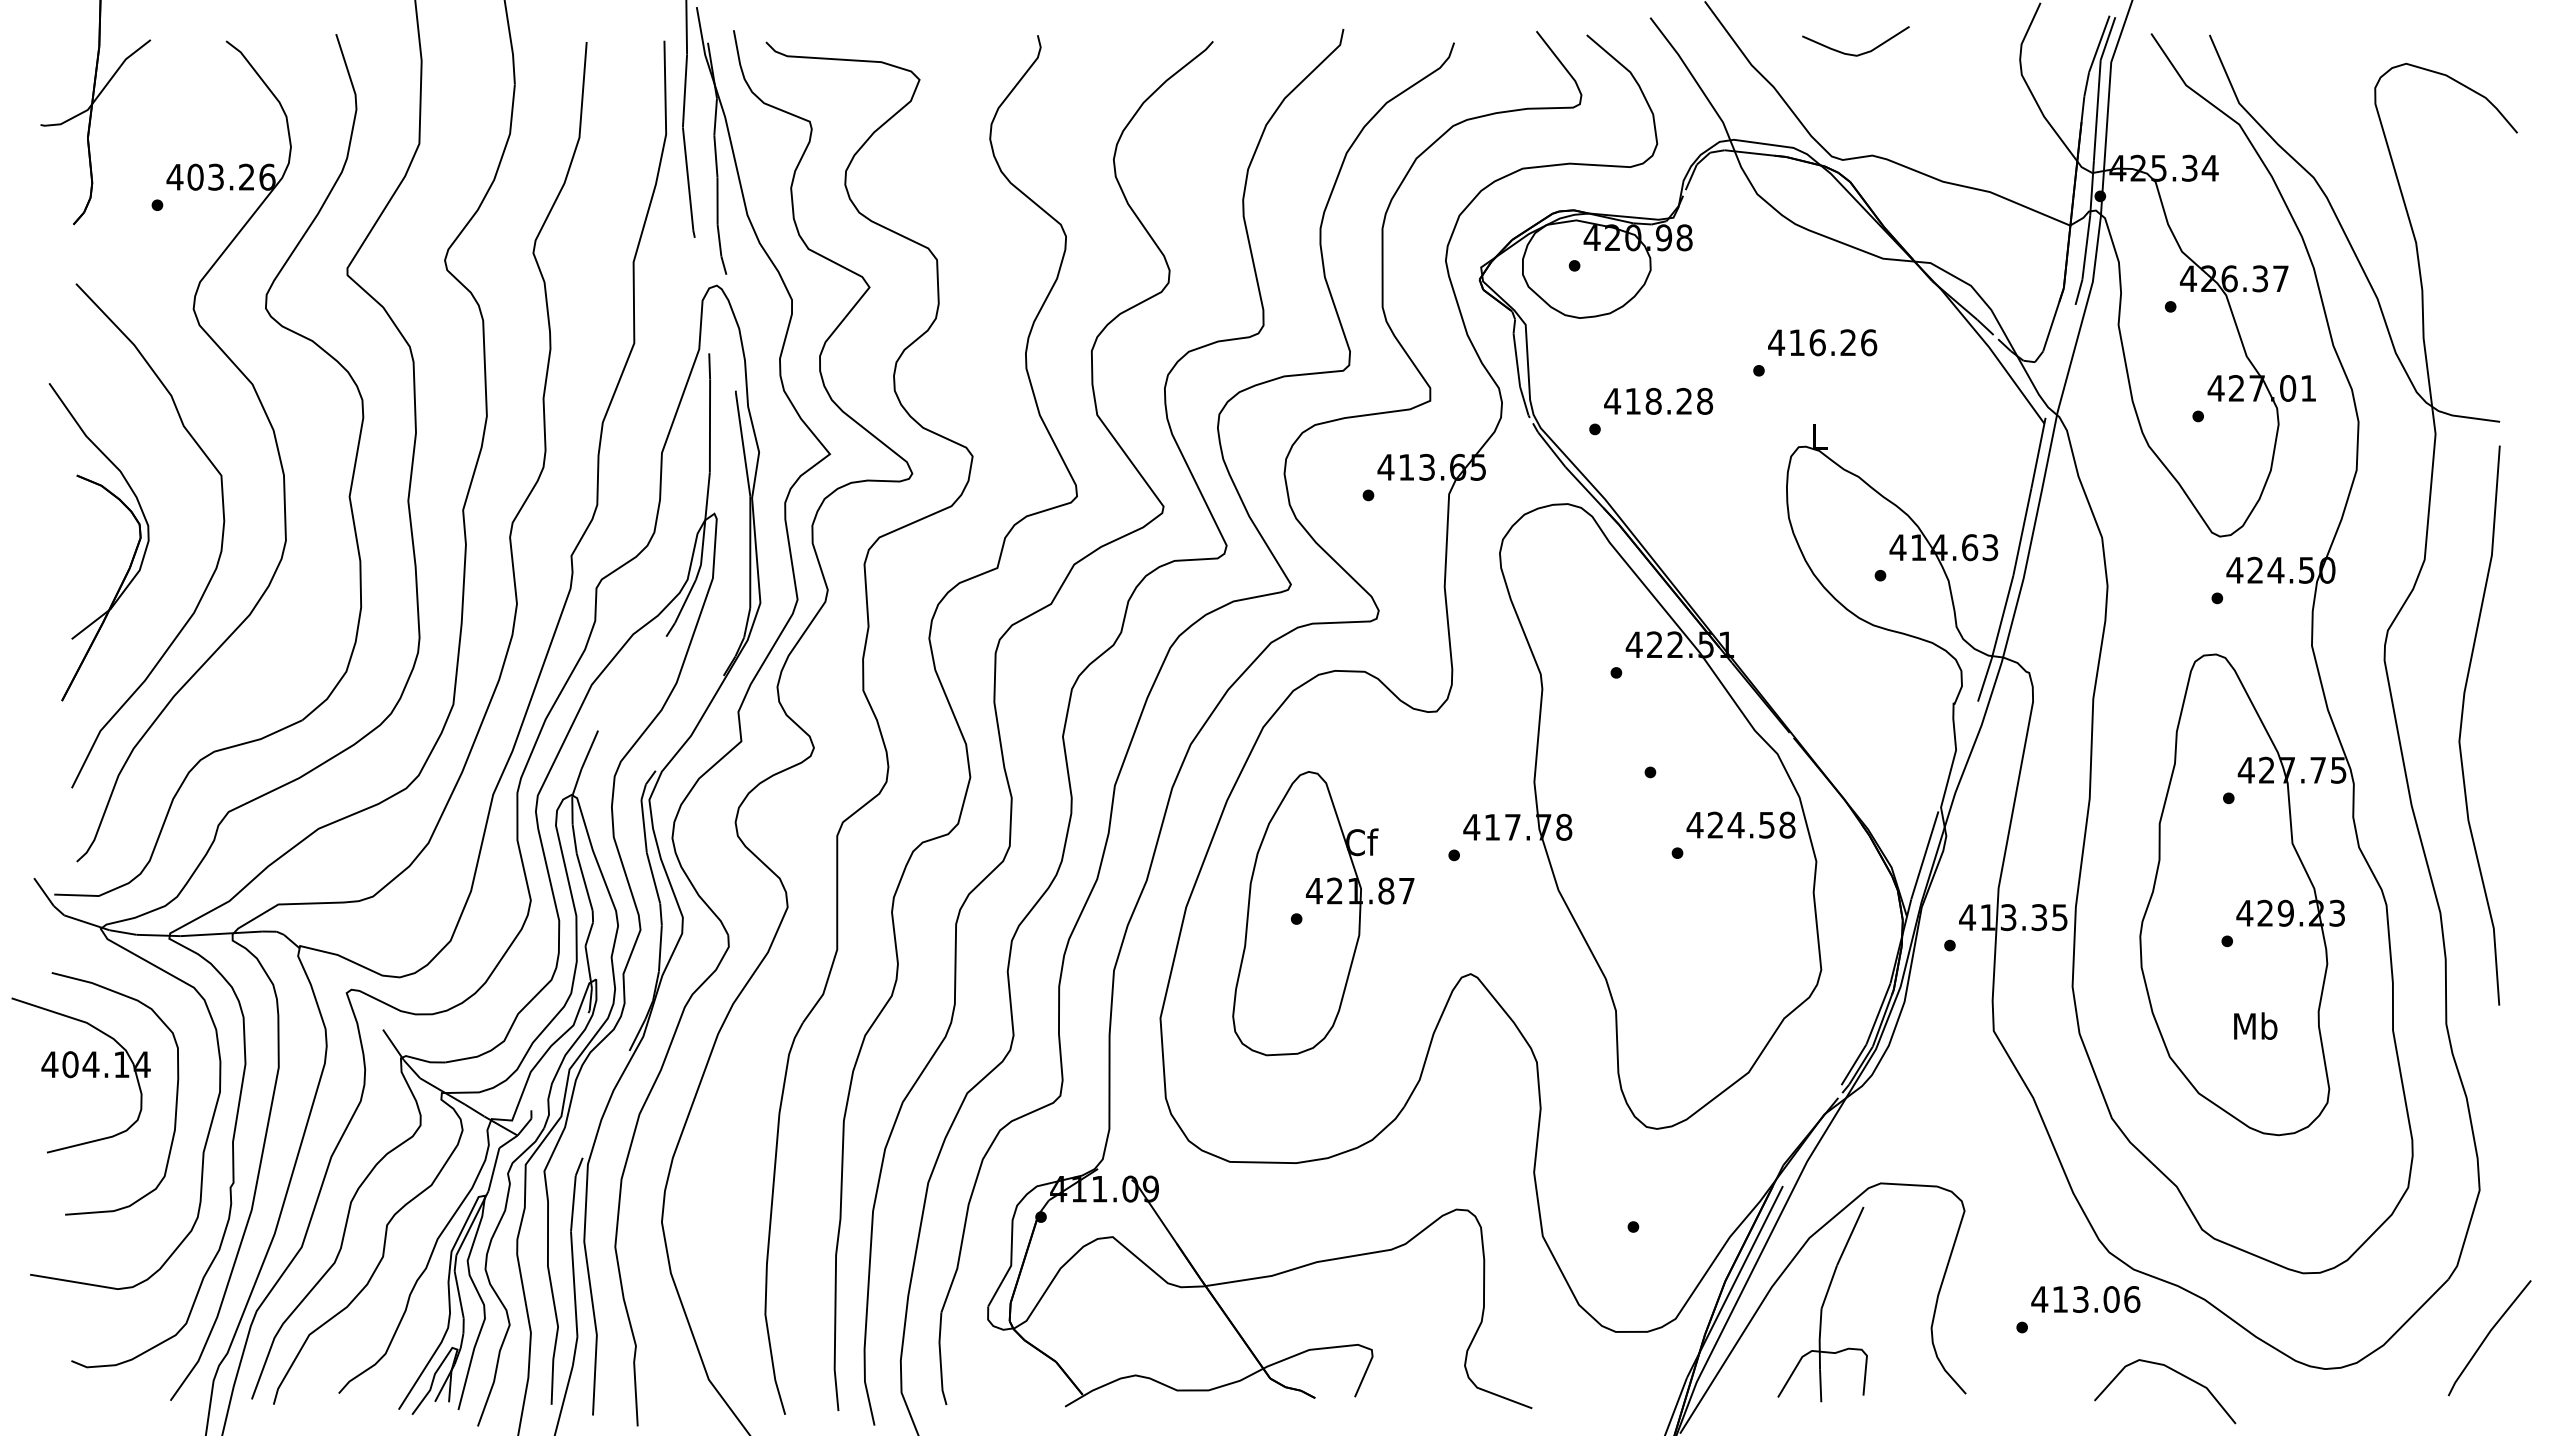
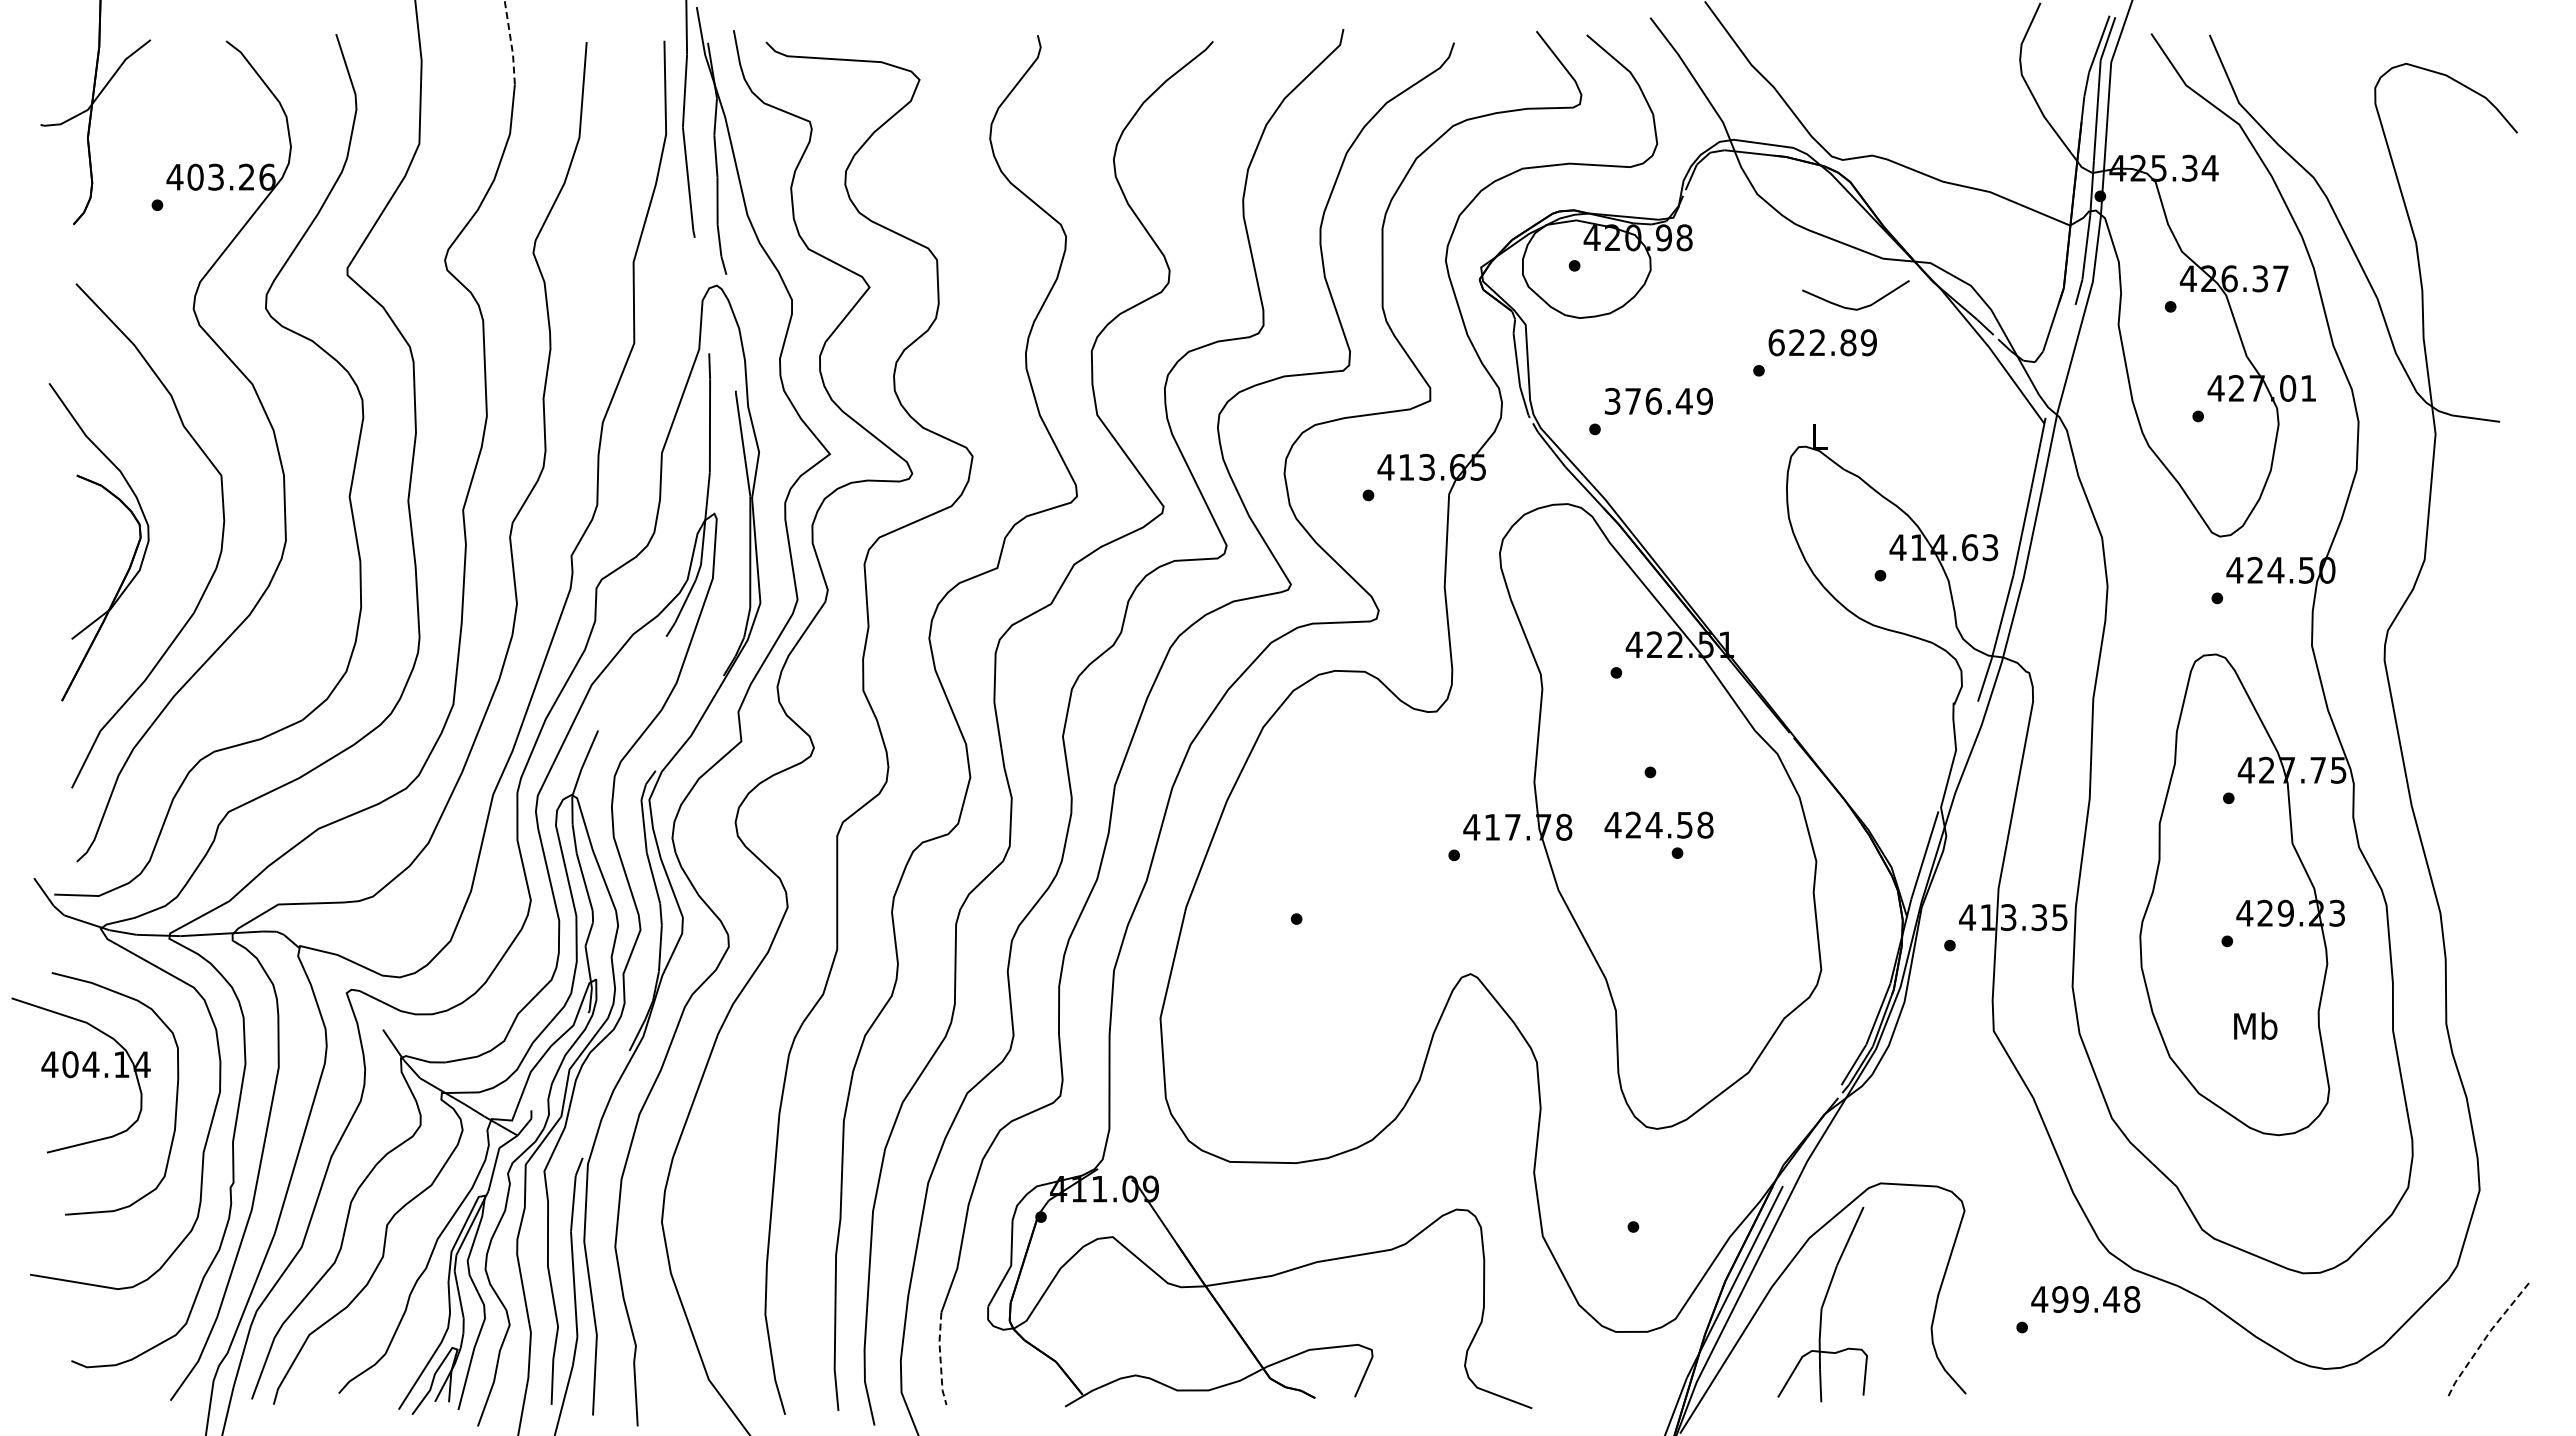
line: solid -> dashed (511, 42)
curve position: (1850, 53) -> (1850, 307) (1850, 307)
text: 416.26 -> 622.89 (1822, 342)
text: 418.28 -> 376.49 (1658, 400)
curve: present -> none (2462, 724)
text position: (1740, 824) -> (1658, 824) (1658, 824)
part: present -> none (1323, 913)
text: 413.06 -> 499.48 (2096, 1299)
line: solid -> dashed (2486, 1336)
line: solid -> dashed (940, 1360)
curve: present -> none (2175, 1372)
